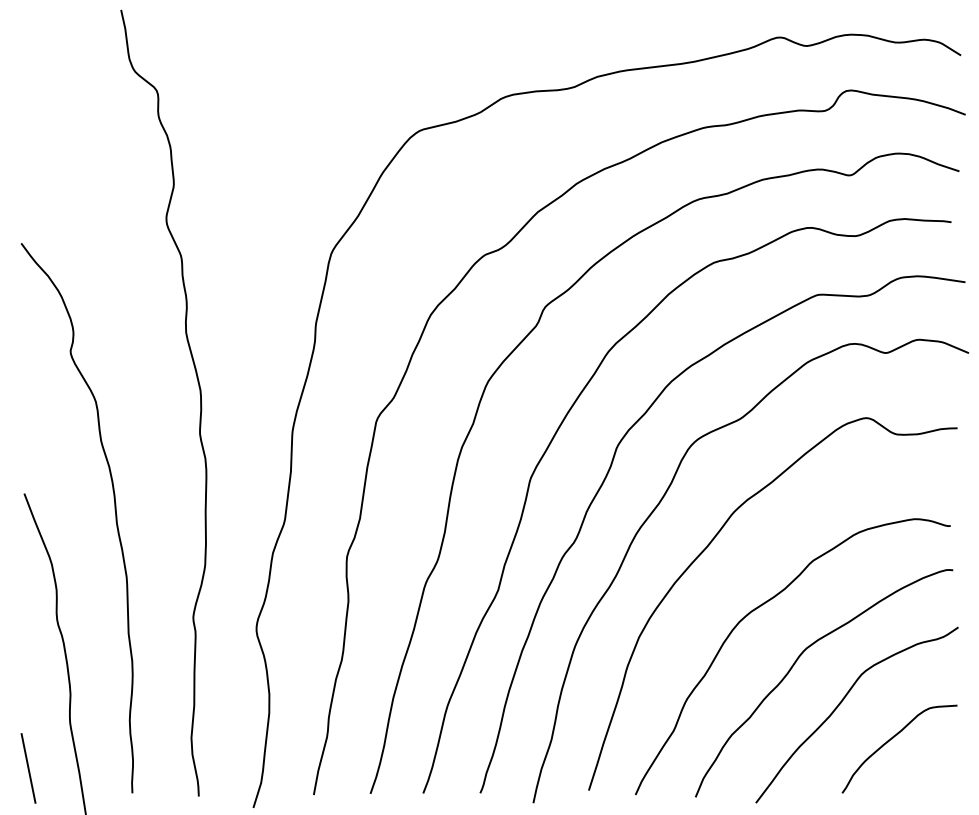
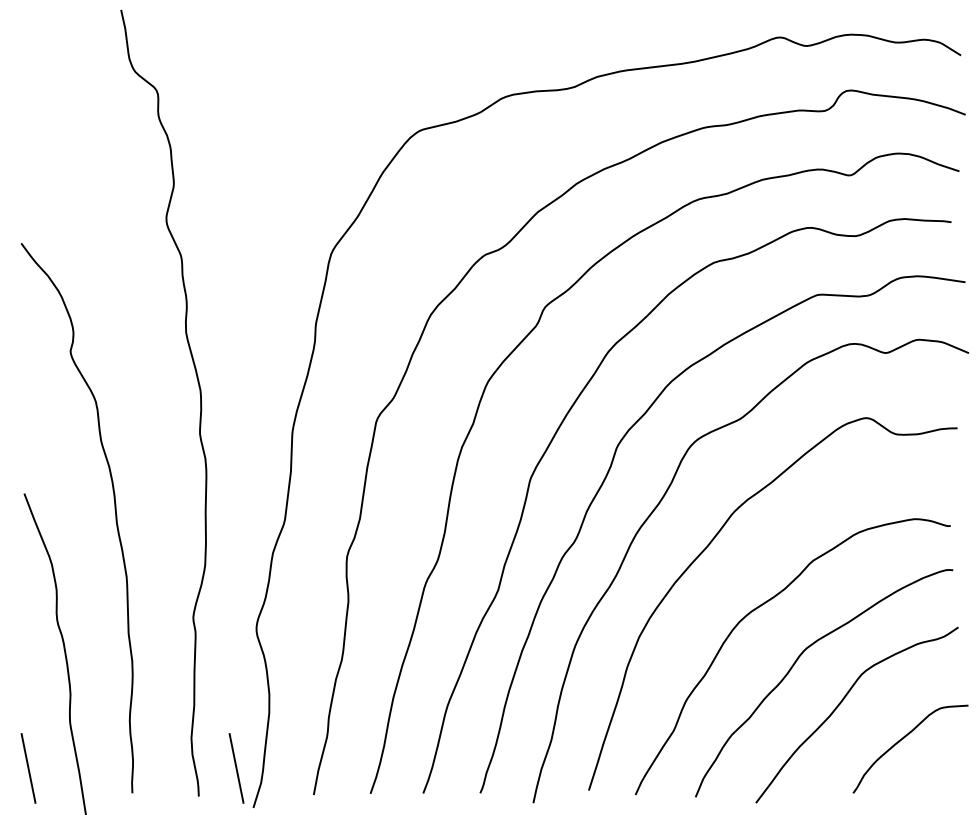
curve position: (892, 739) -> (903, 739) (903, 739)
line: none -> present (236, 768)
